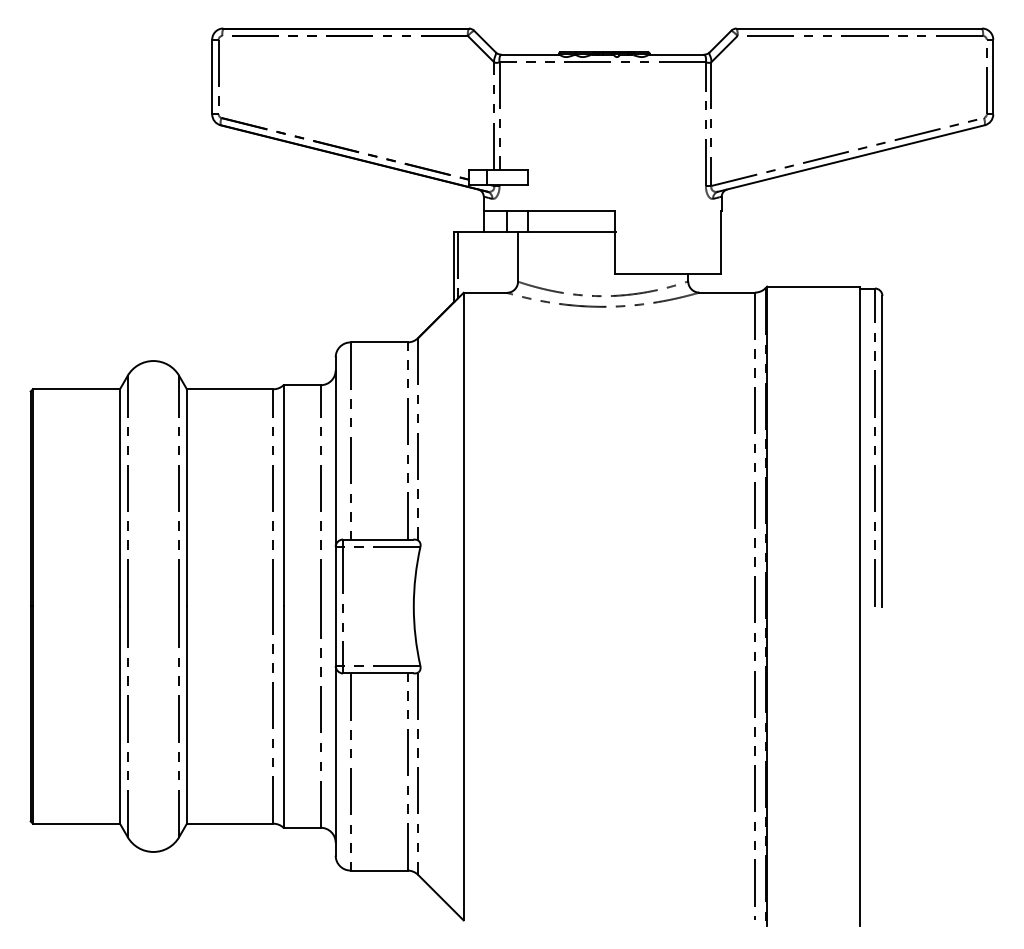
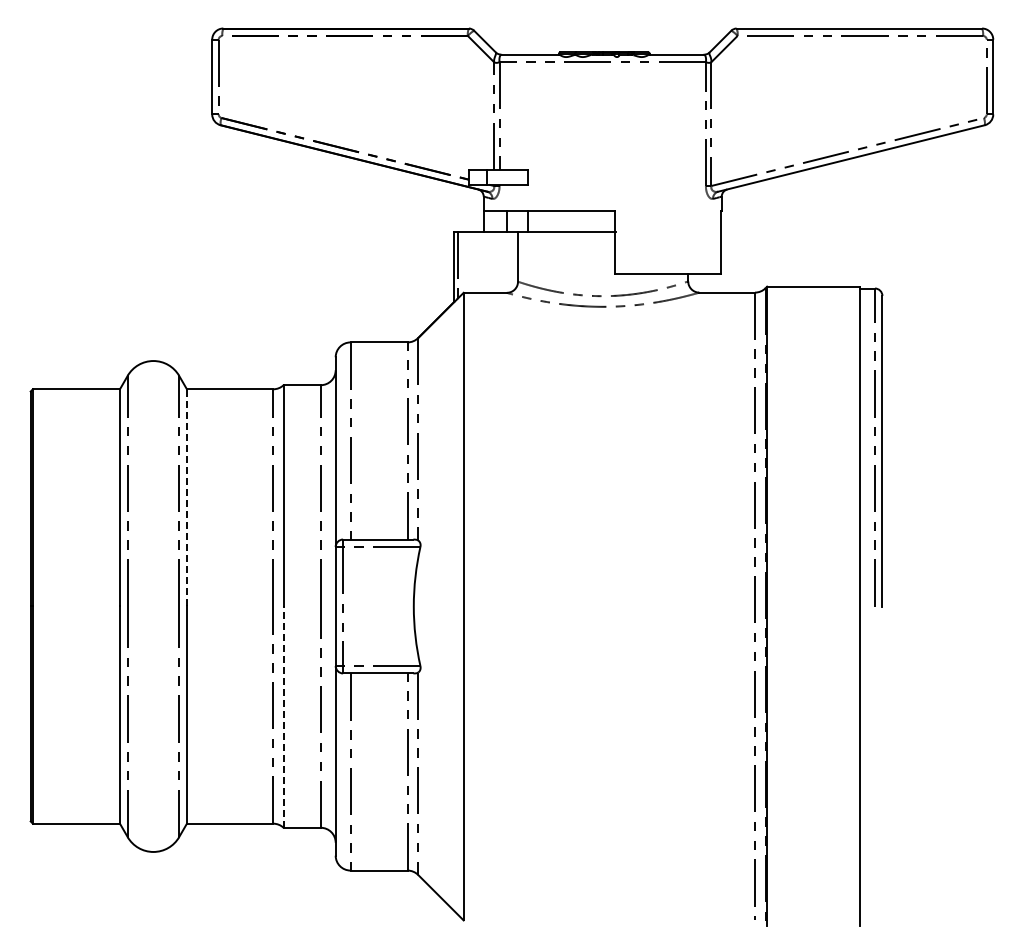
line: solid -> dashed (186, 497)
line: solid -> dashed (283, 717)
